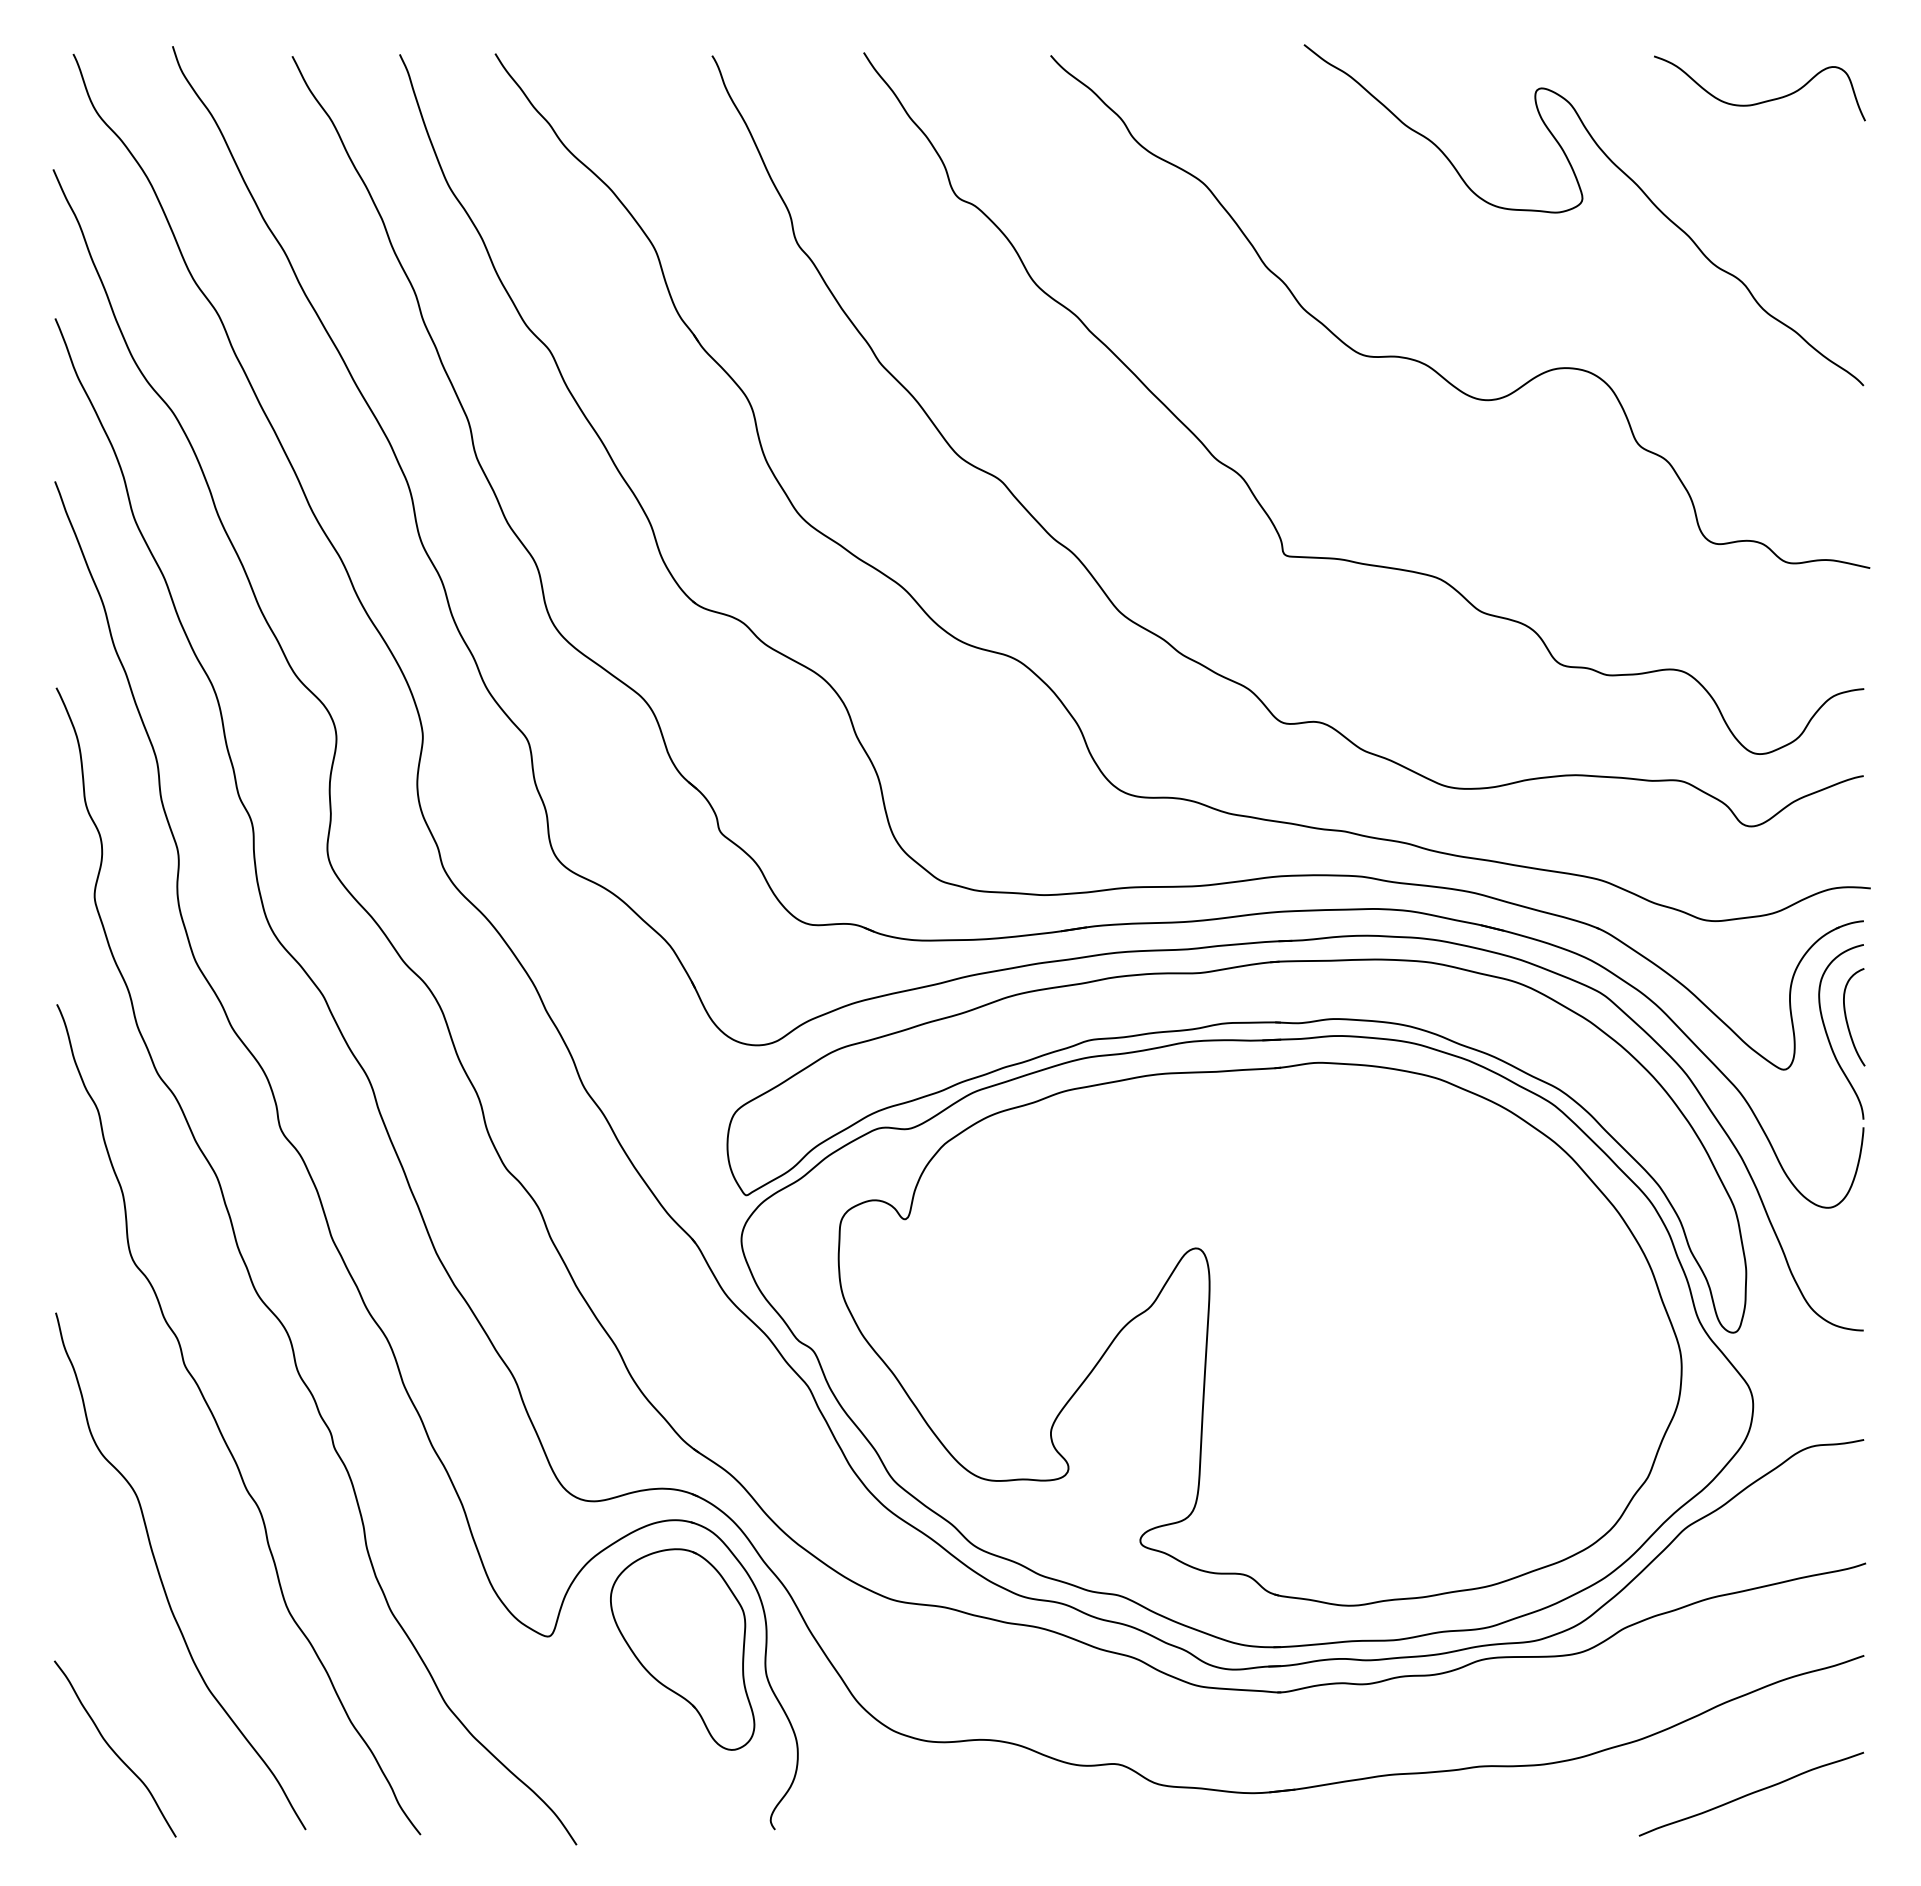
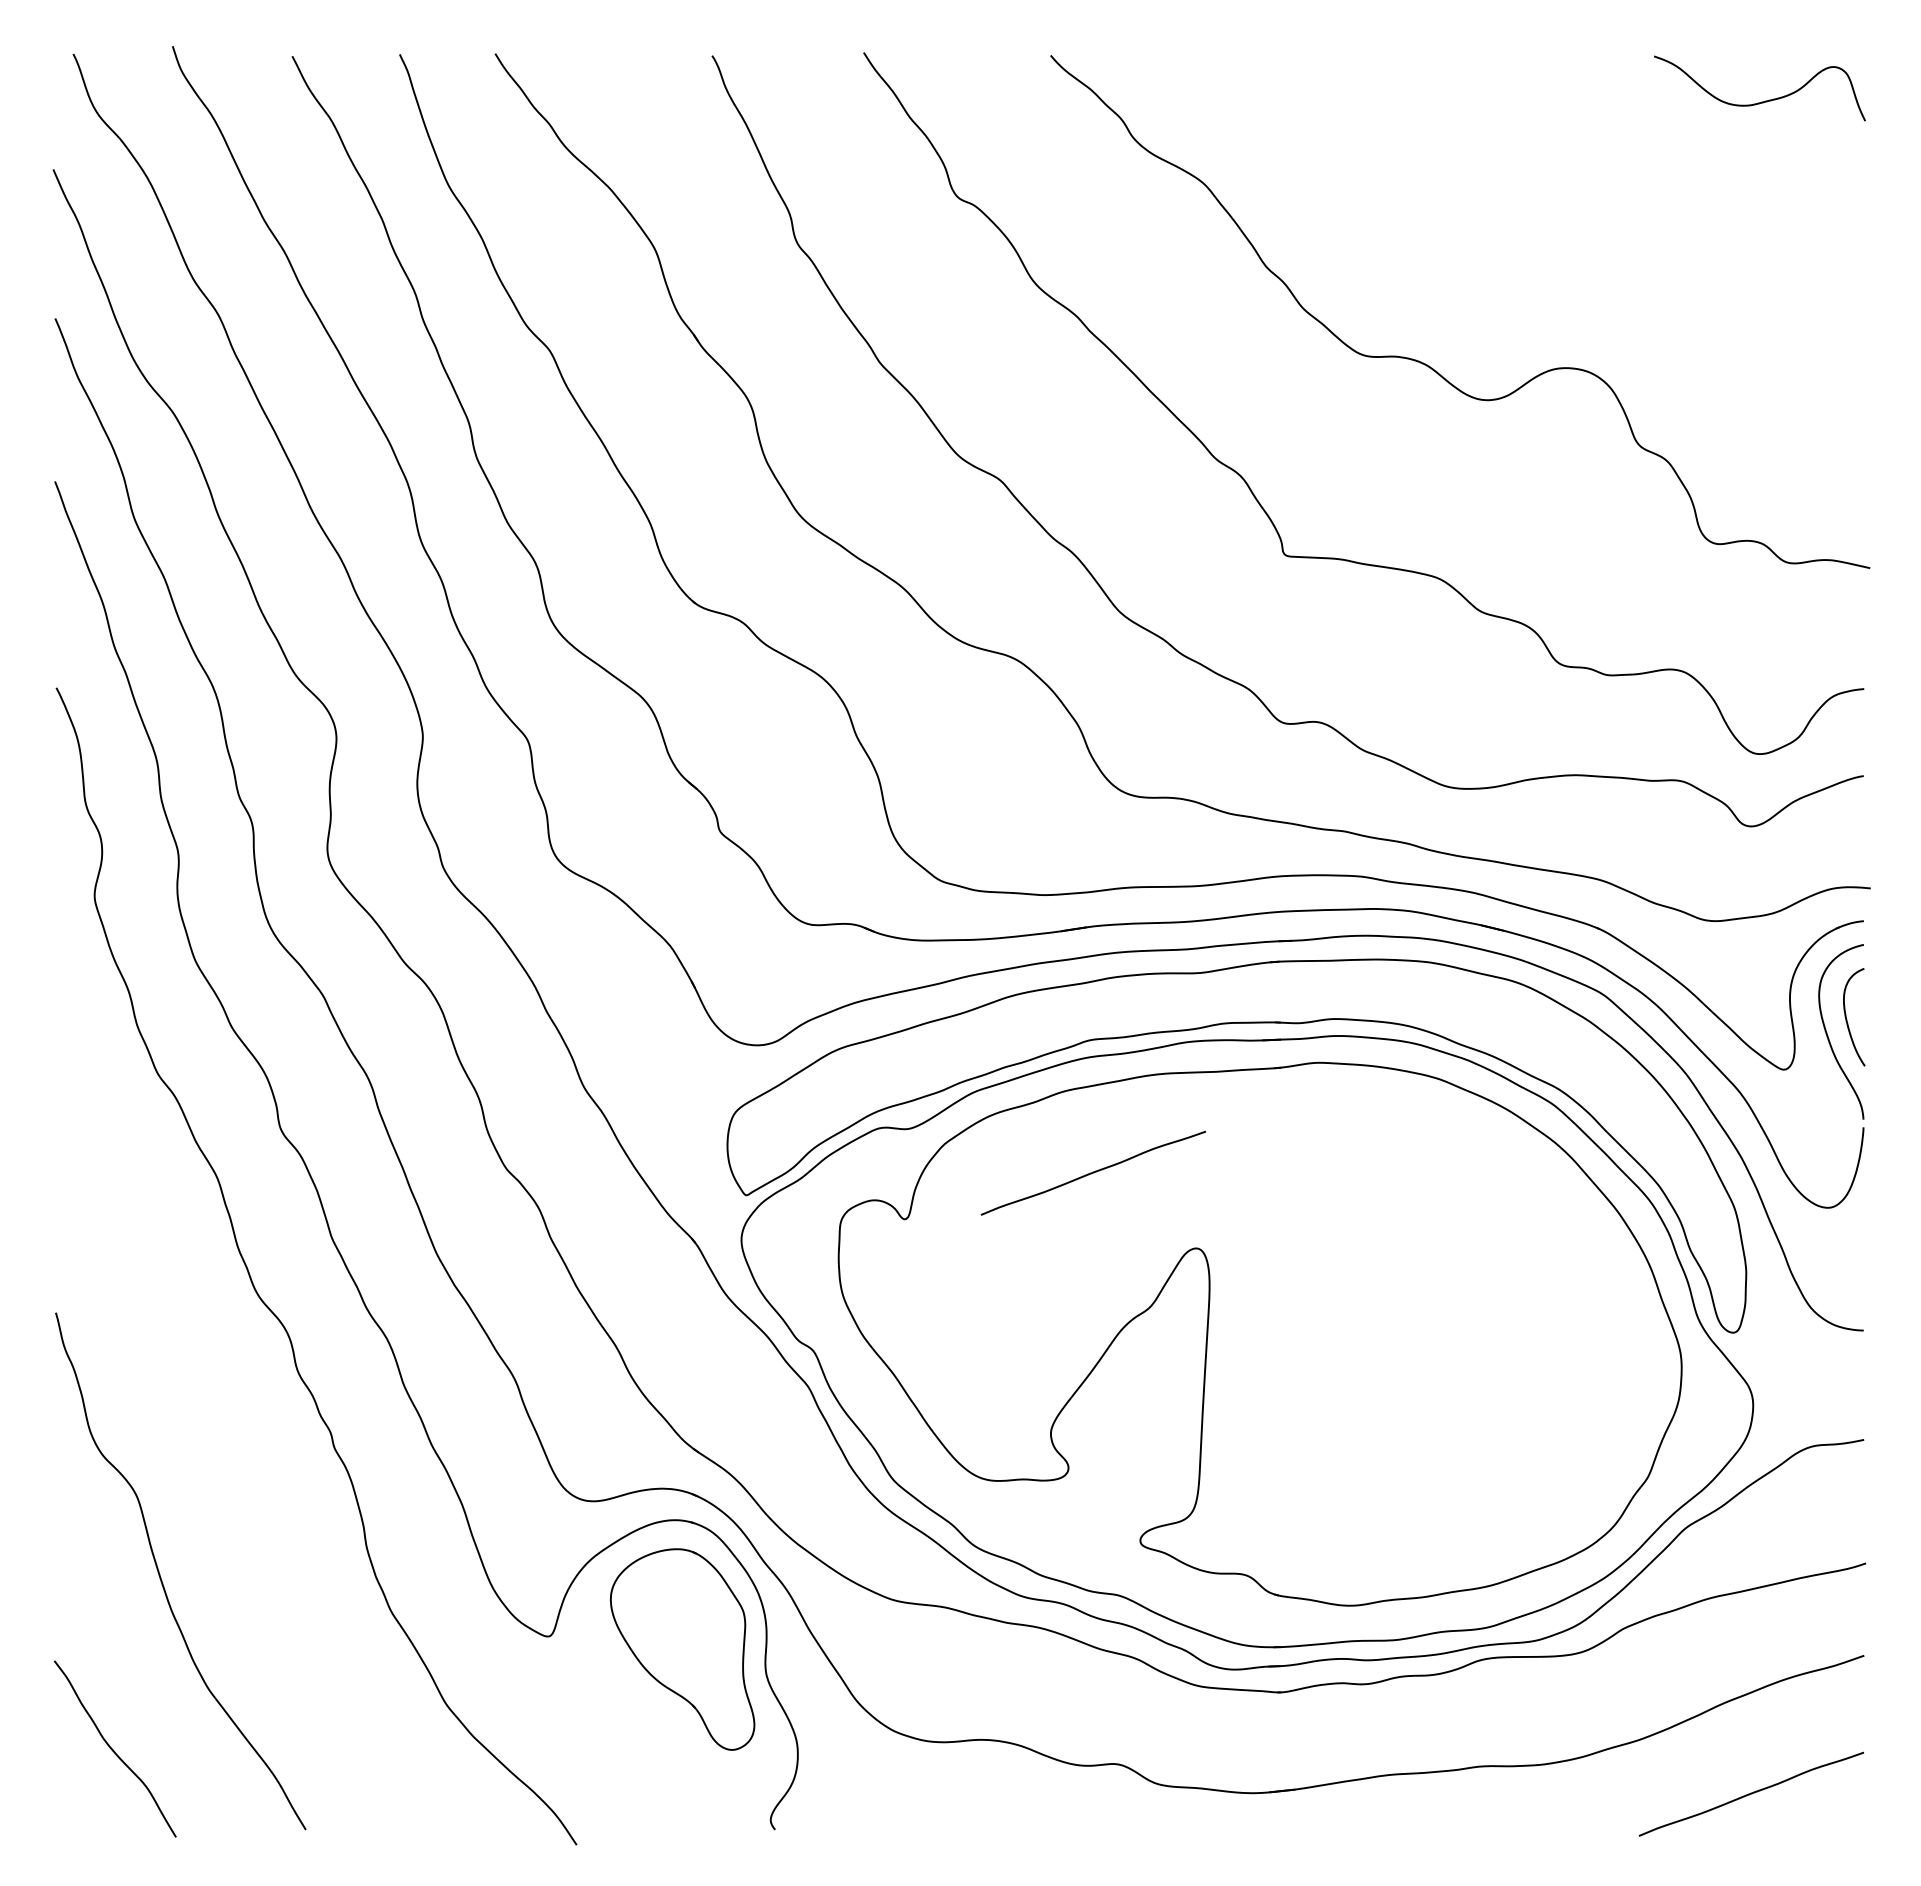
curve: present -> none (1577, 207)
curve: none -> present (1093, 1172)
curve: present -> none (220, 1429)
